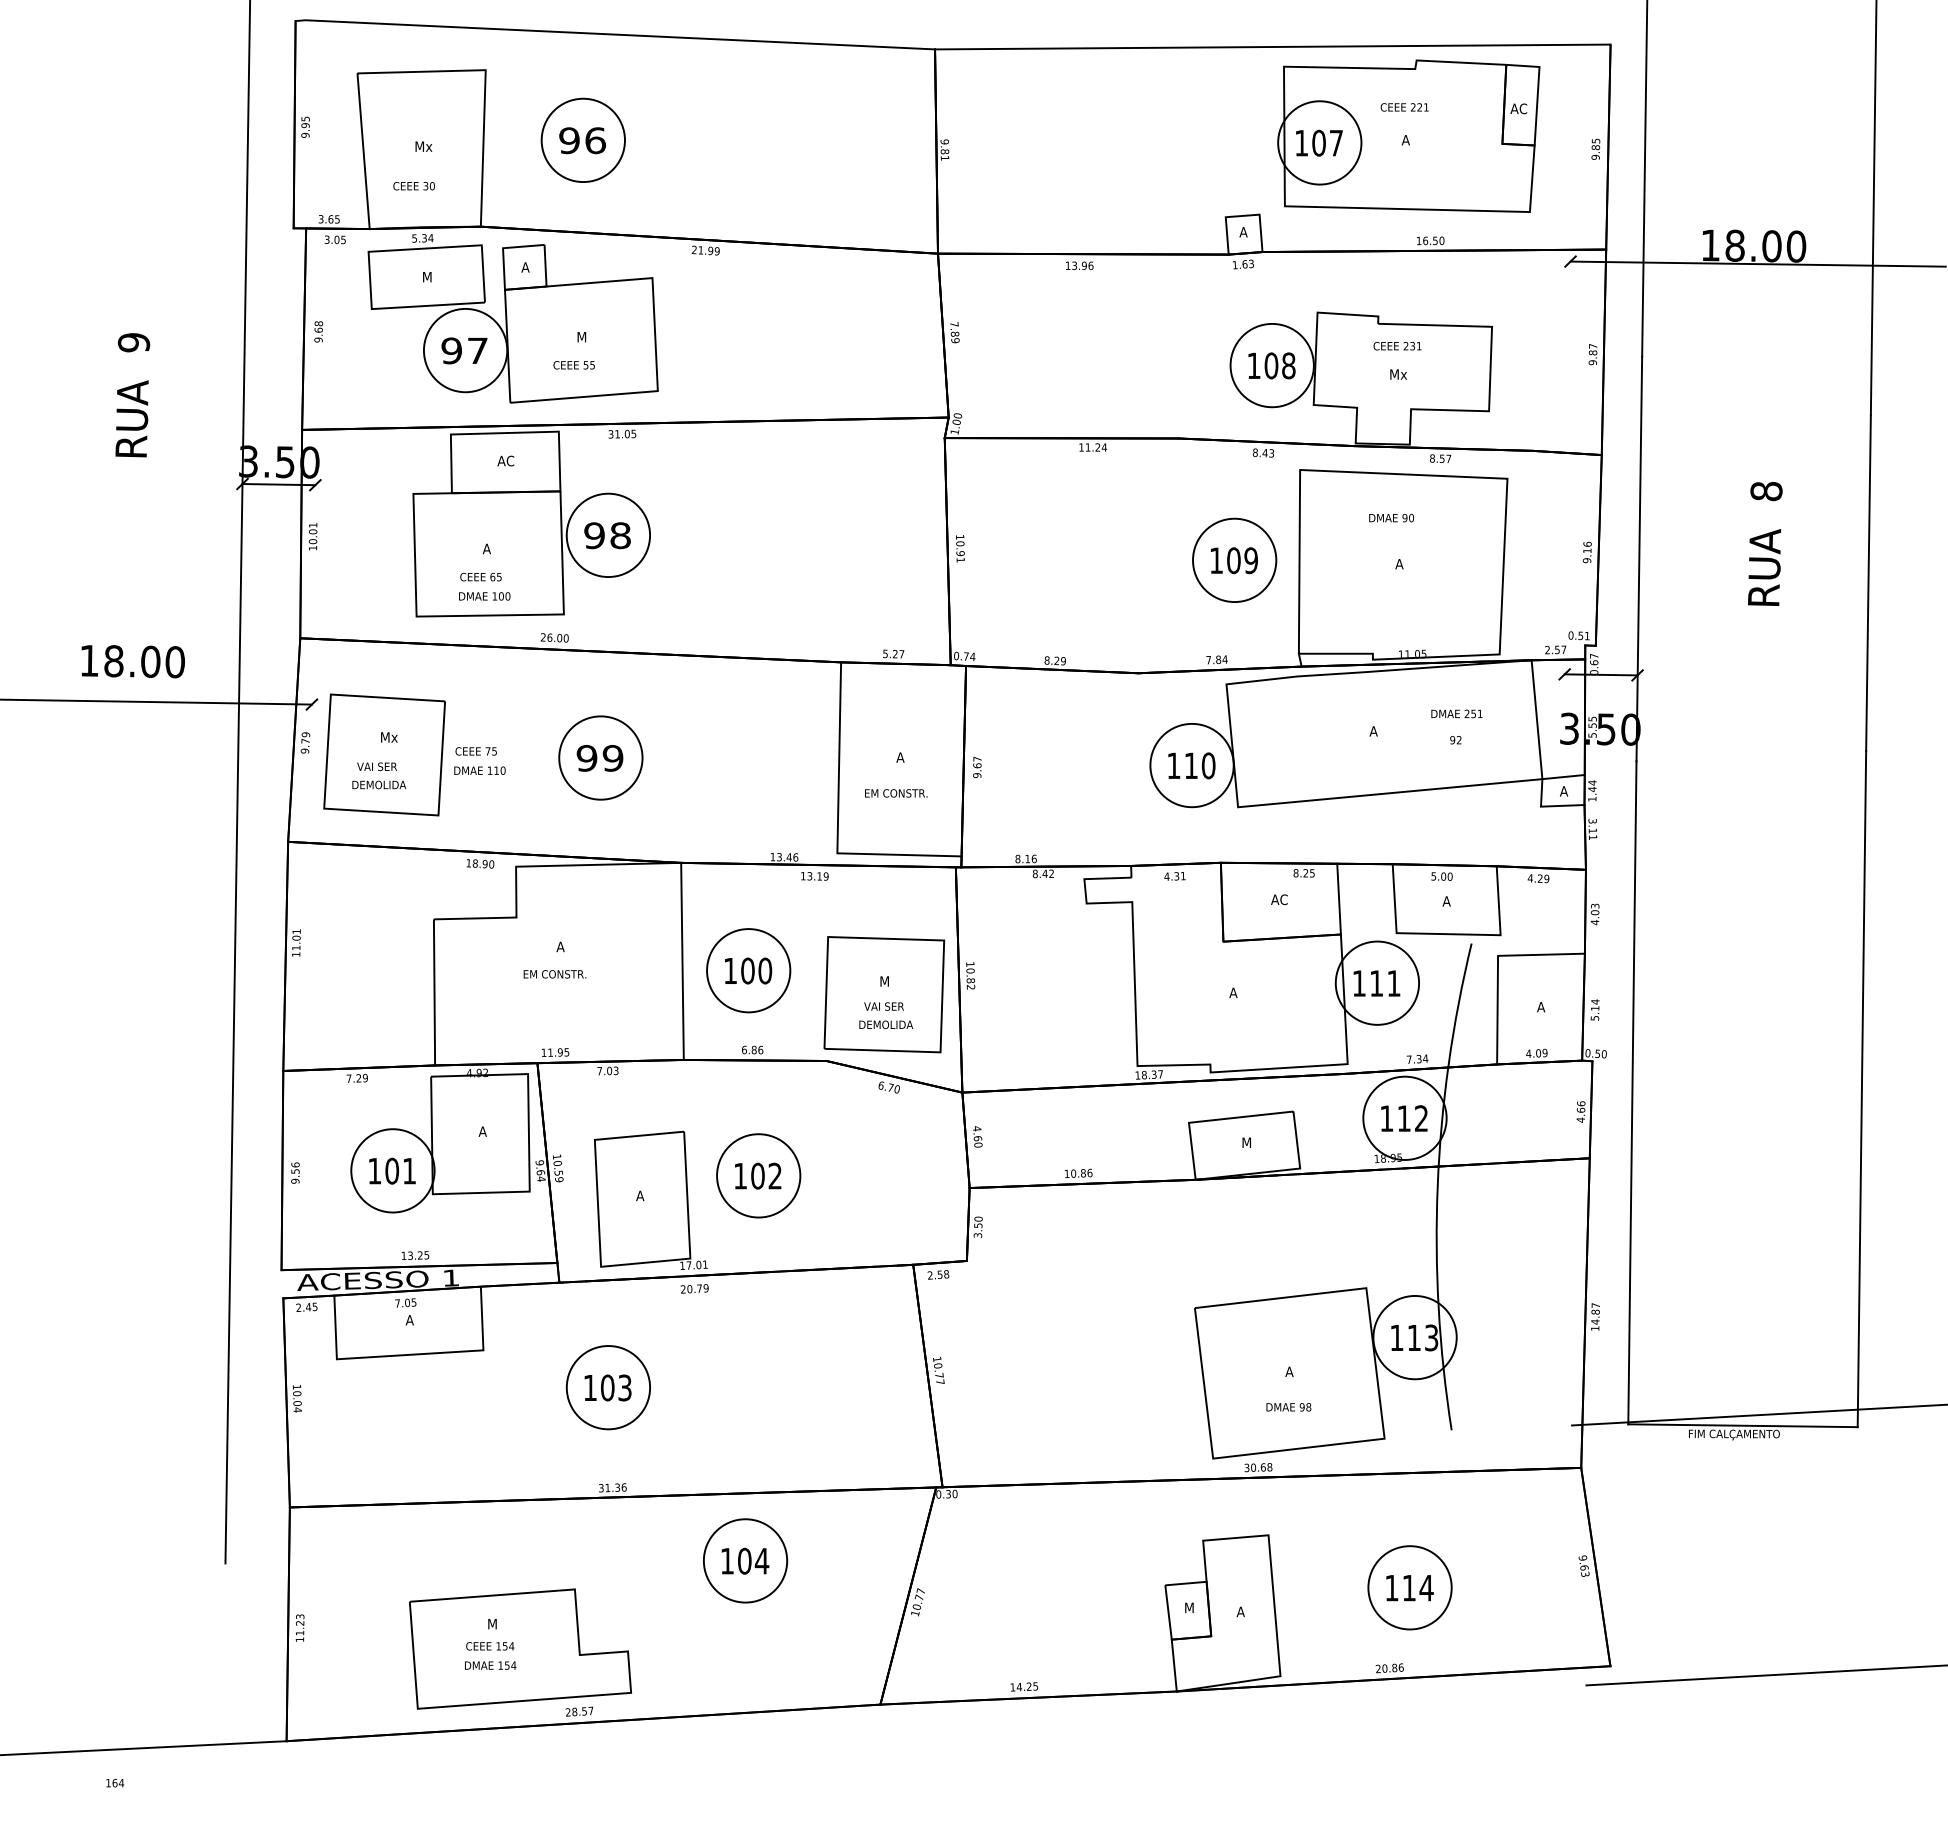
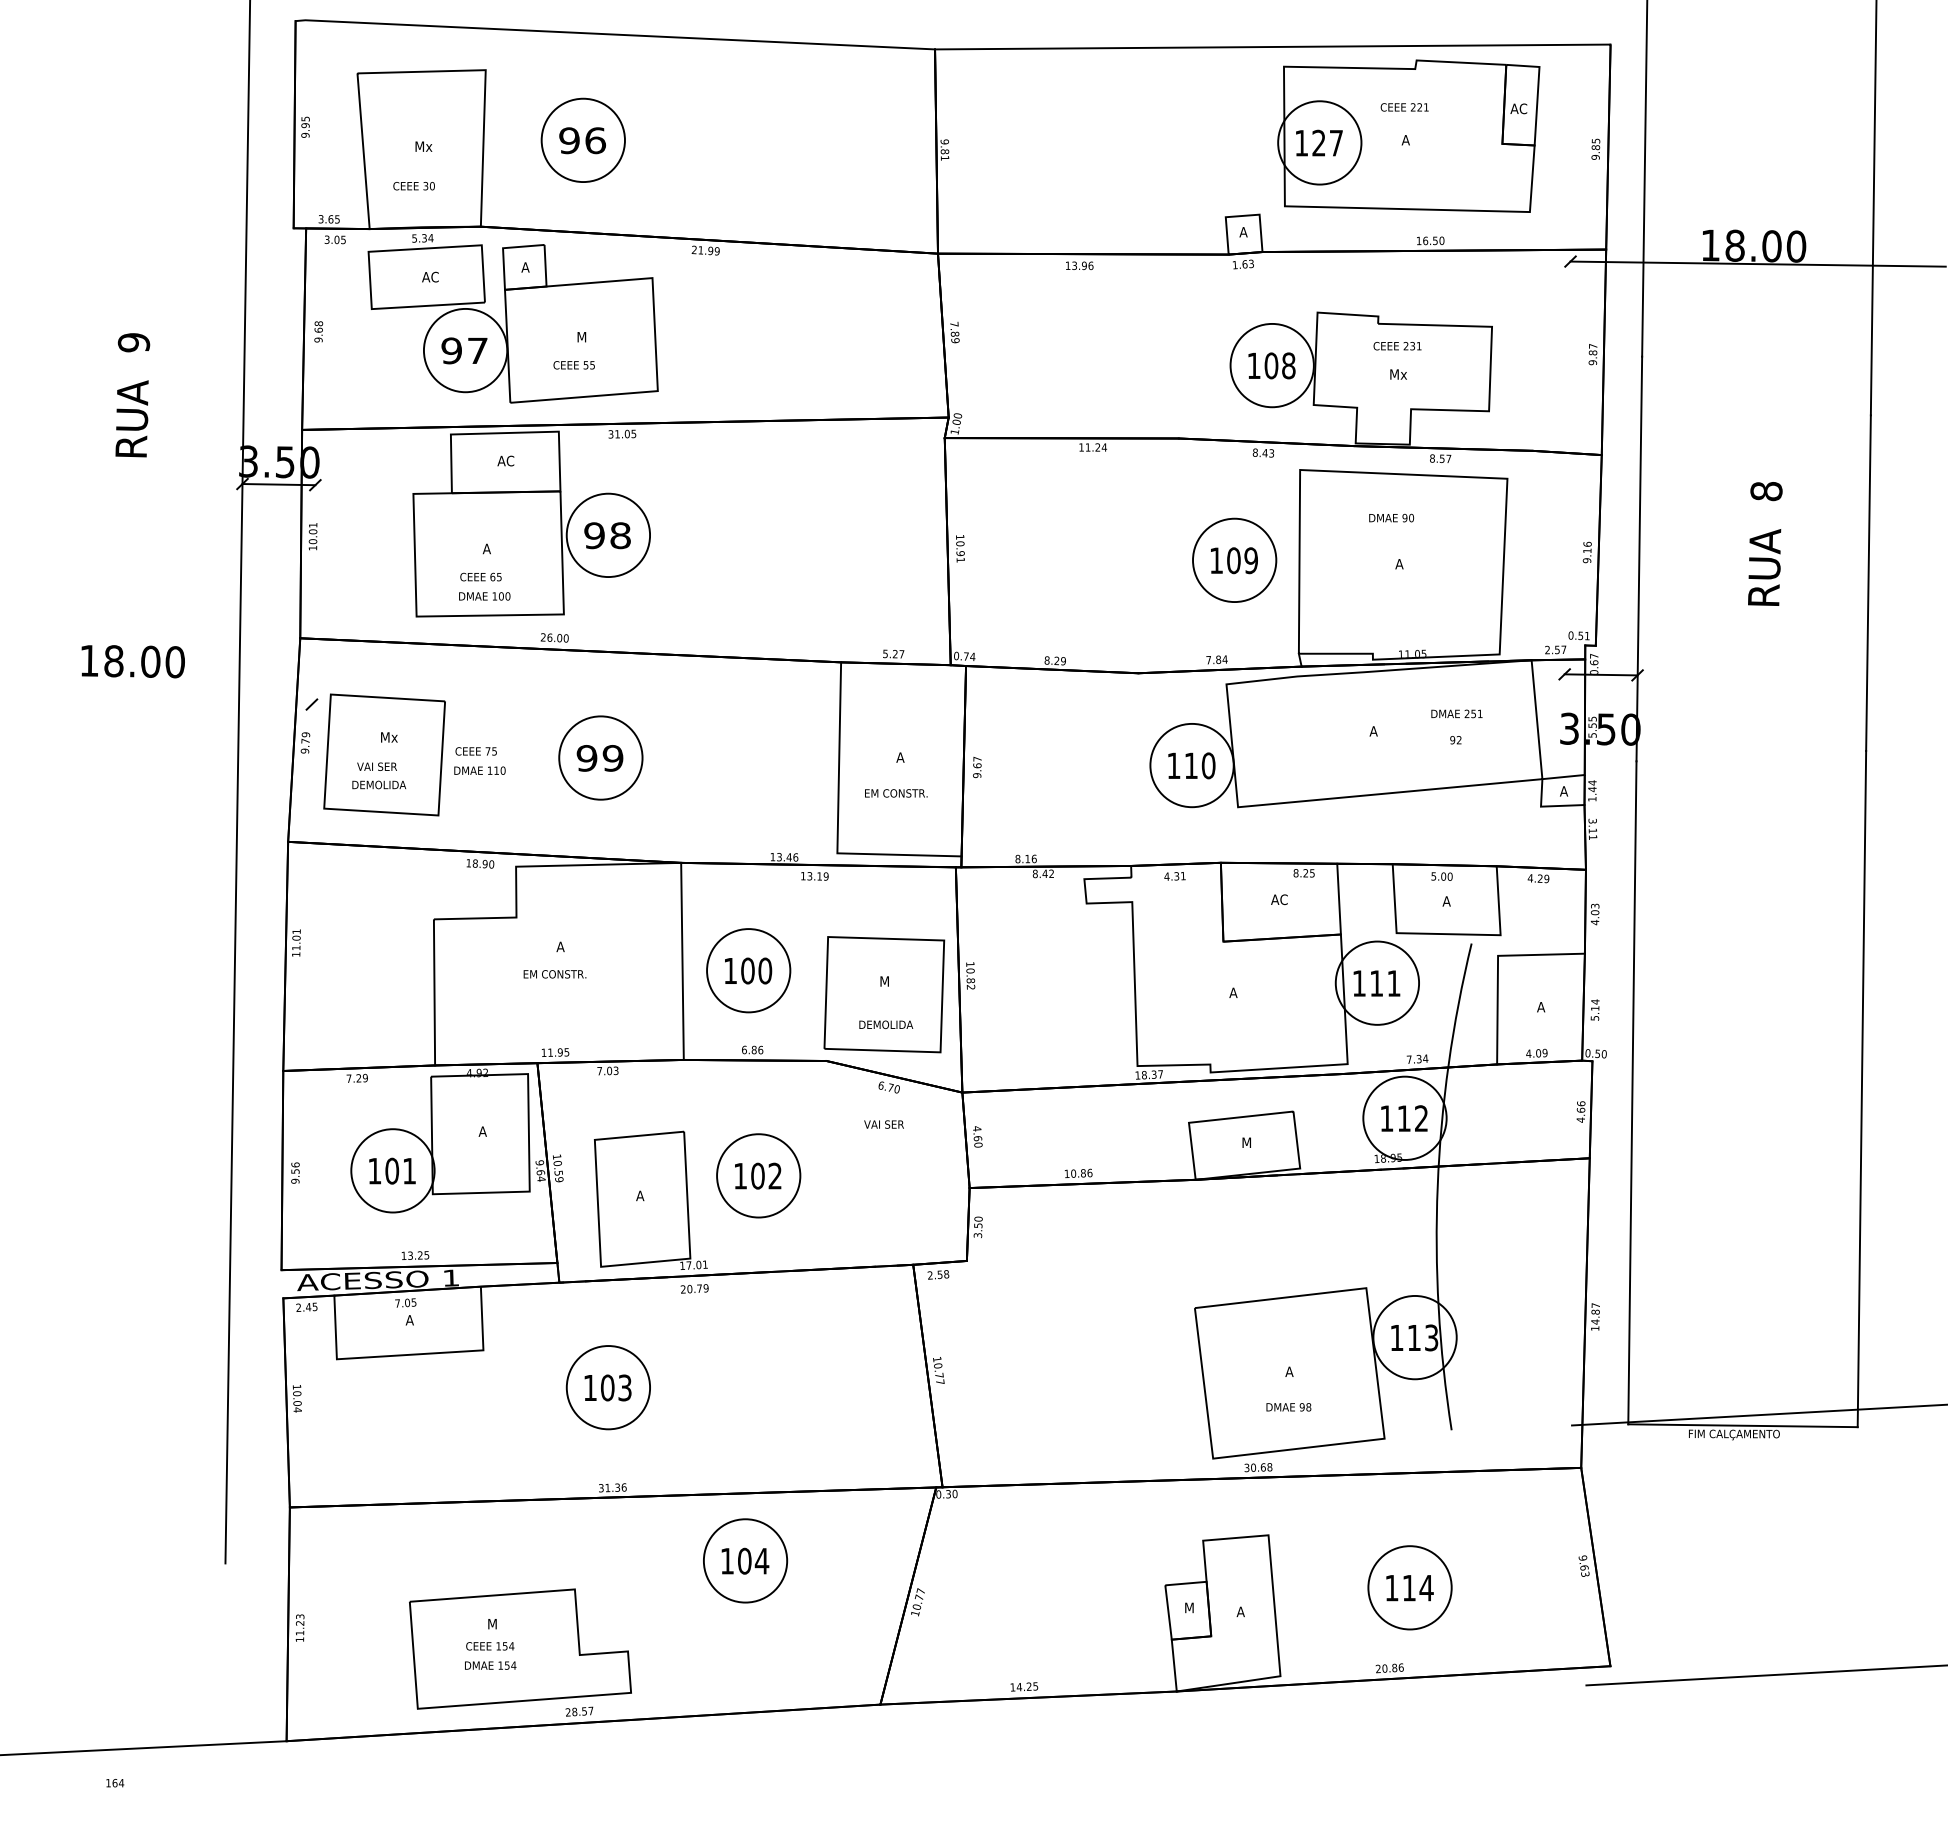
text: 107 -> 127 (1318, 142)
text: M -> AC (430, 276)
line: present -> none (156, 701)
text position: (883, 1006) -> (883, 1124) (883, 1124)
